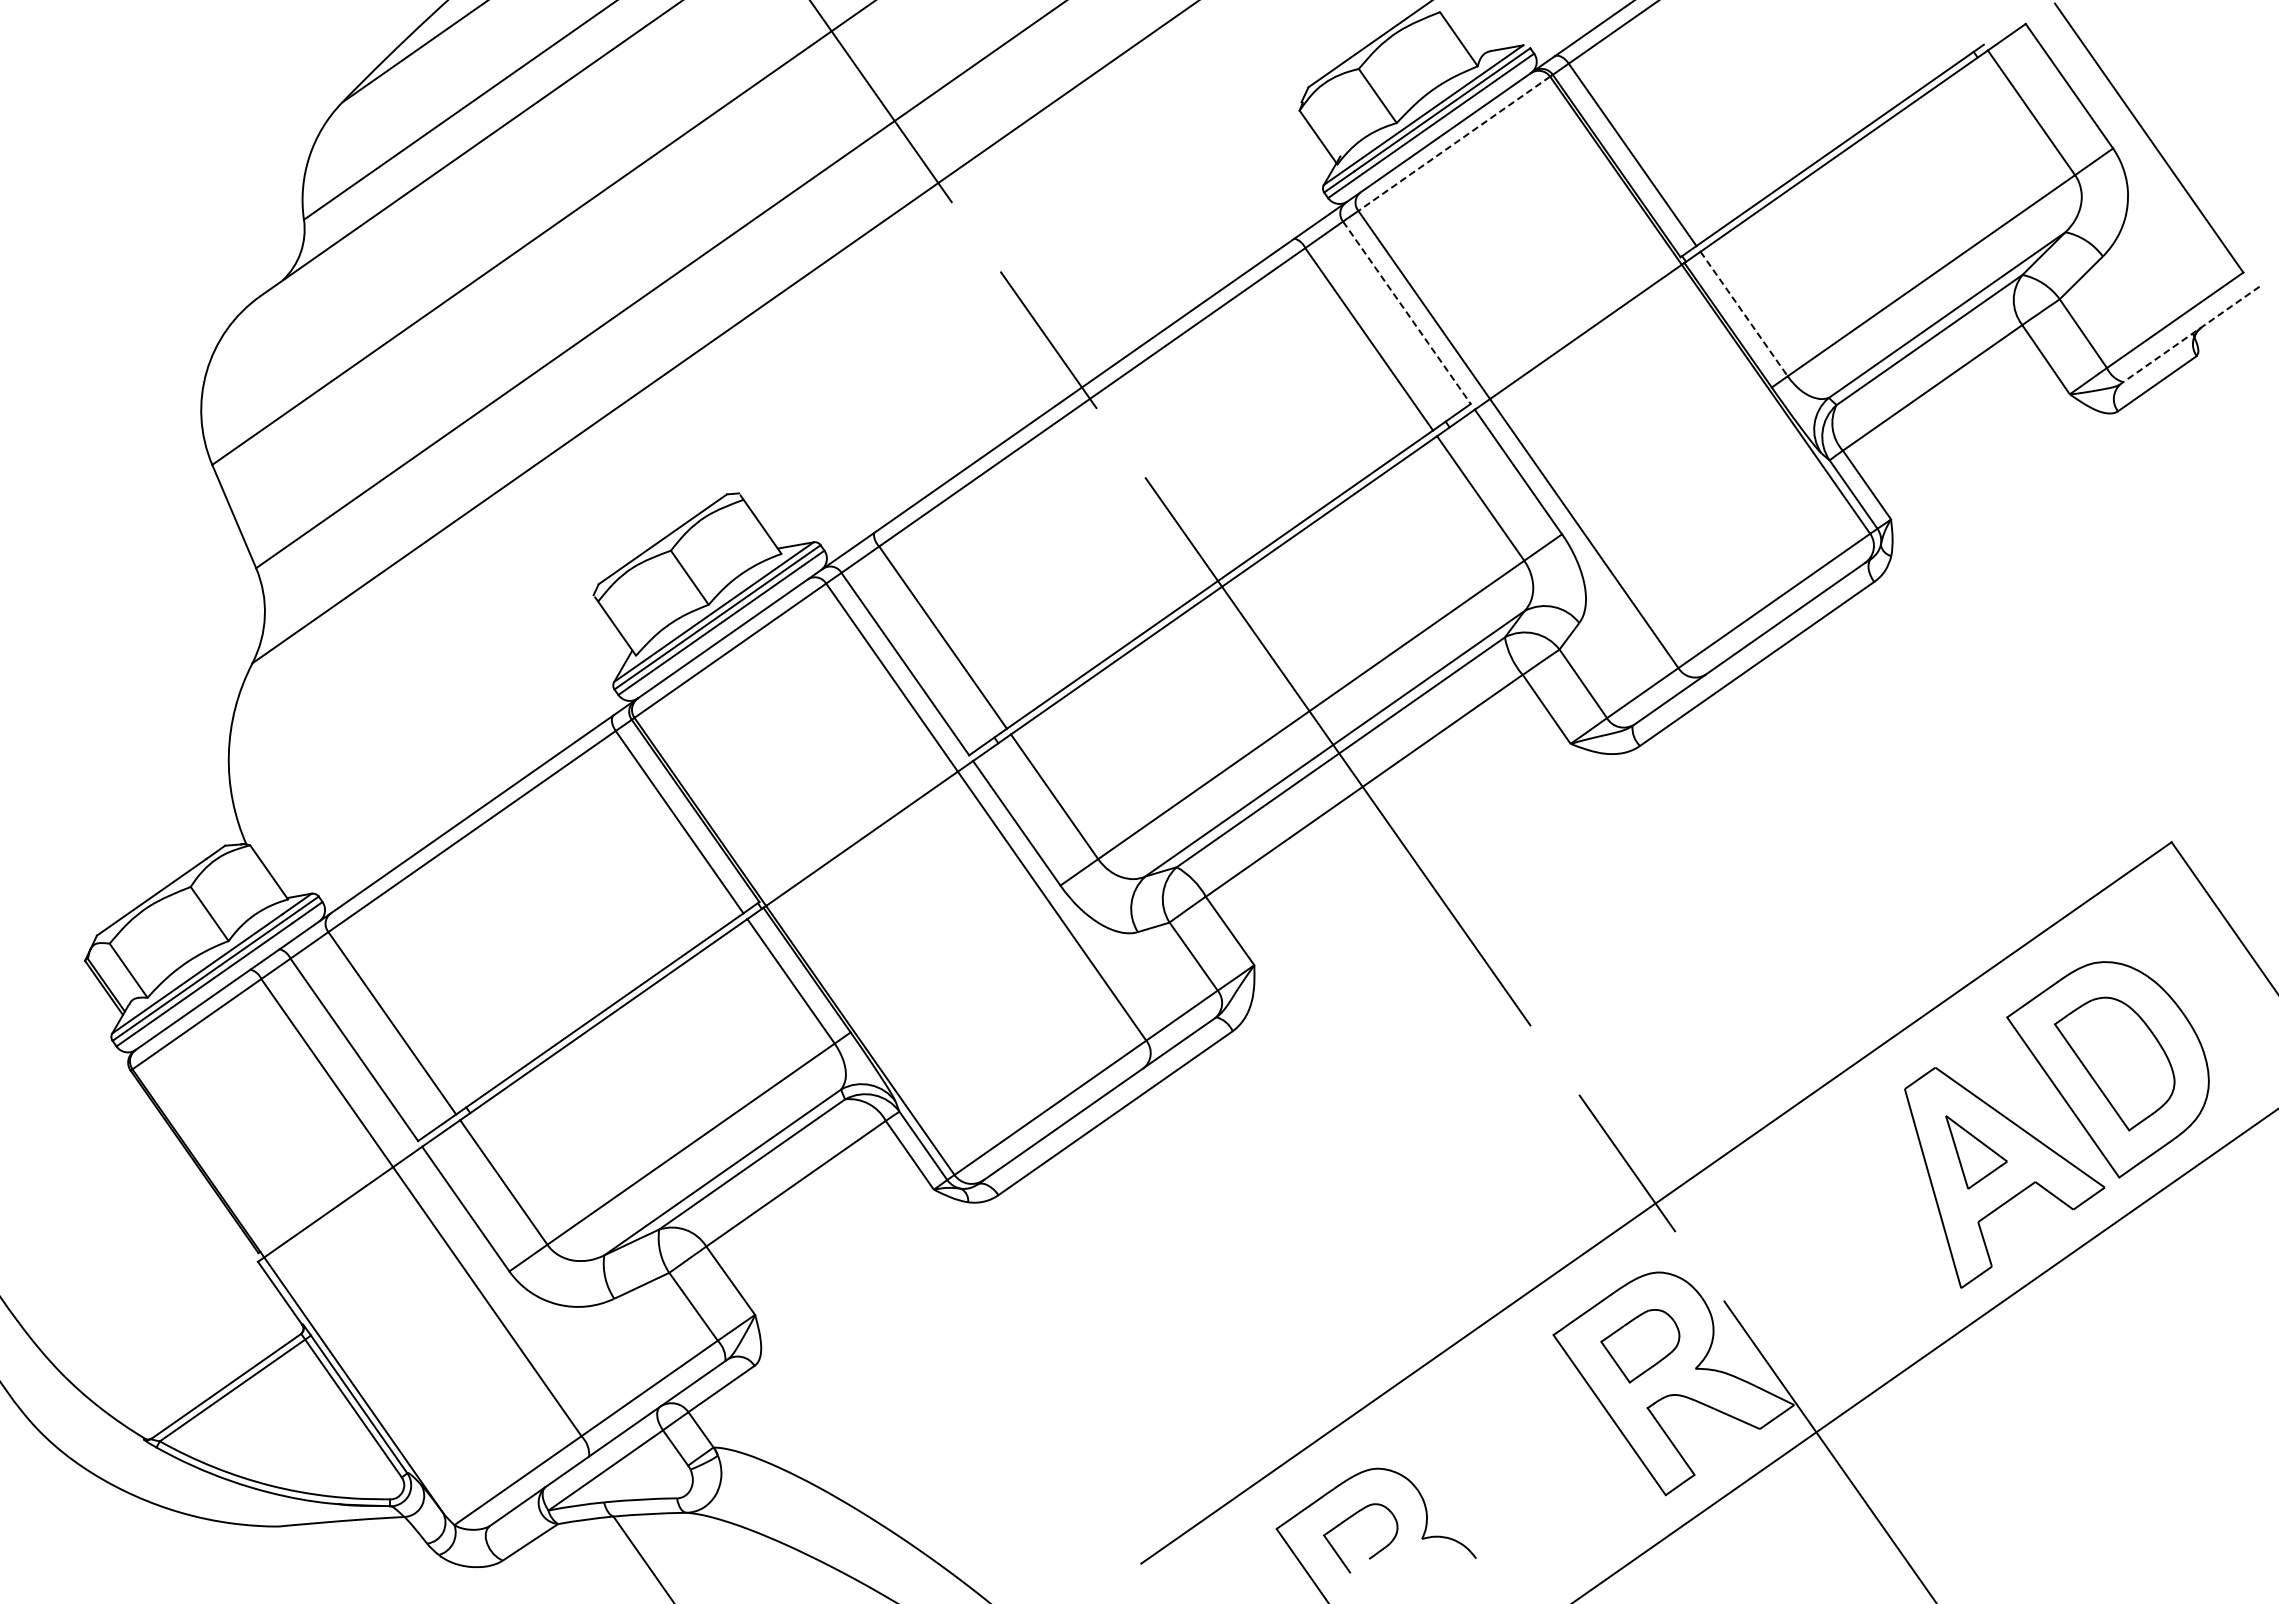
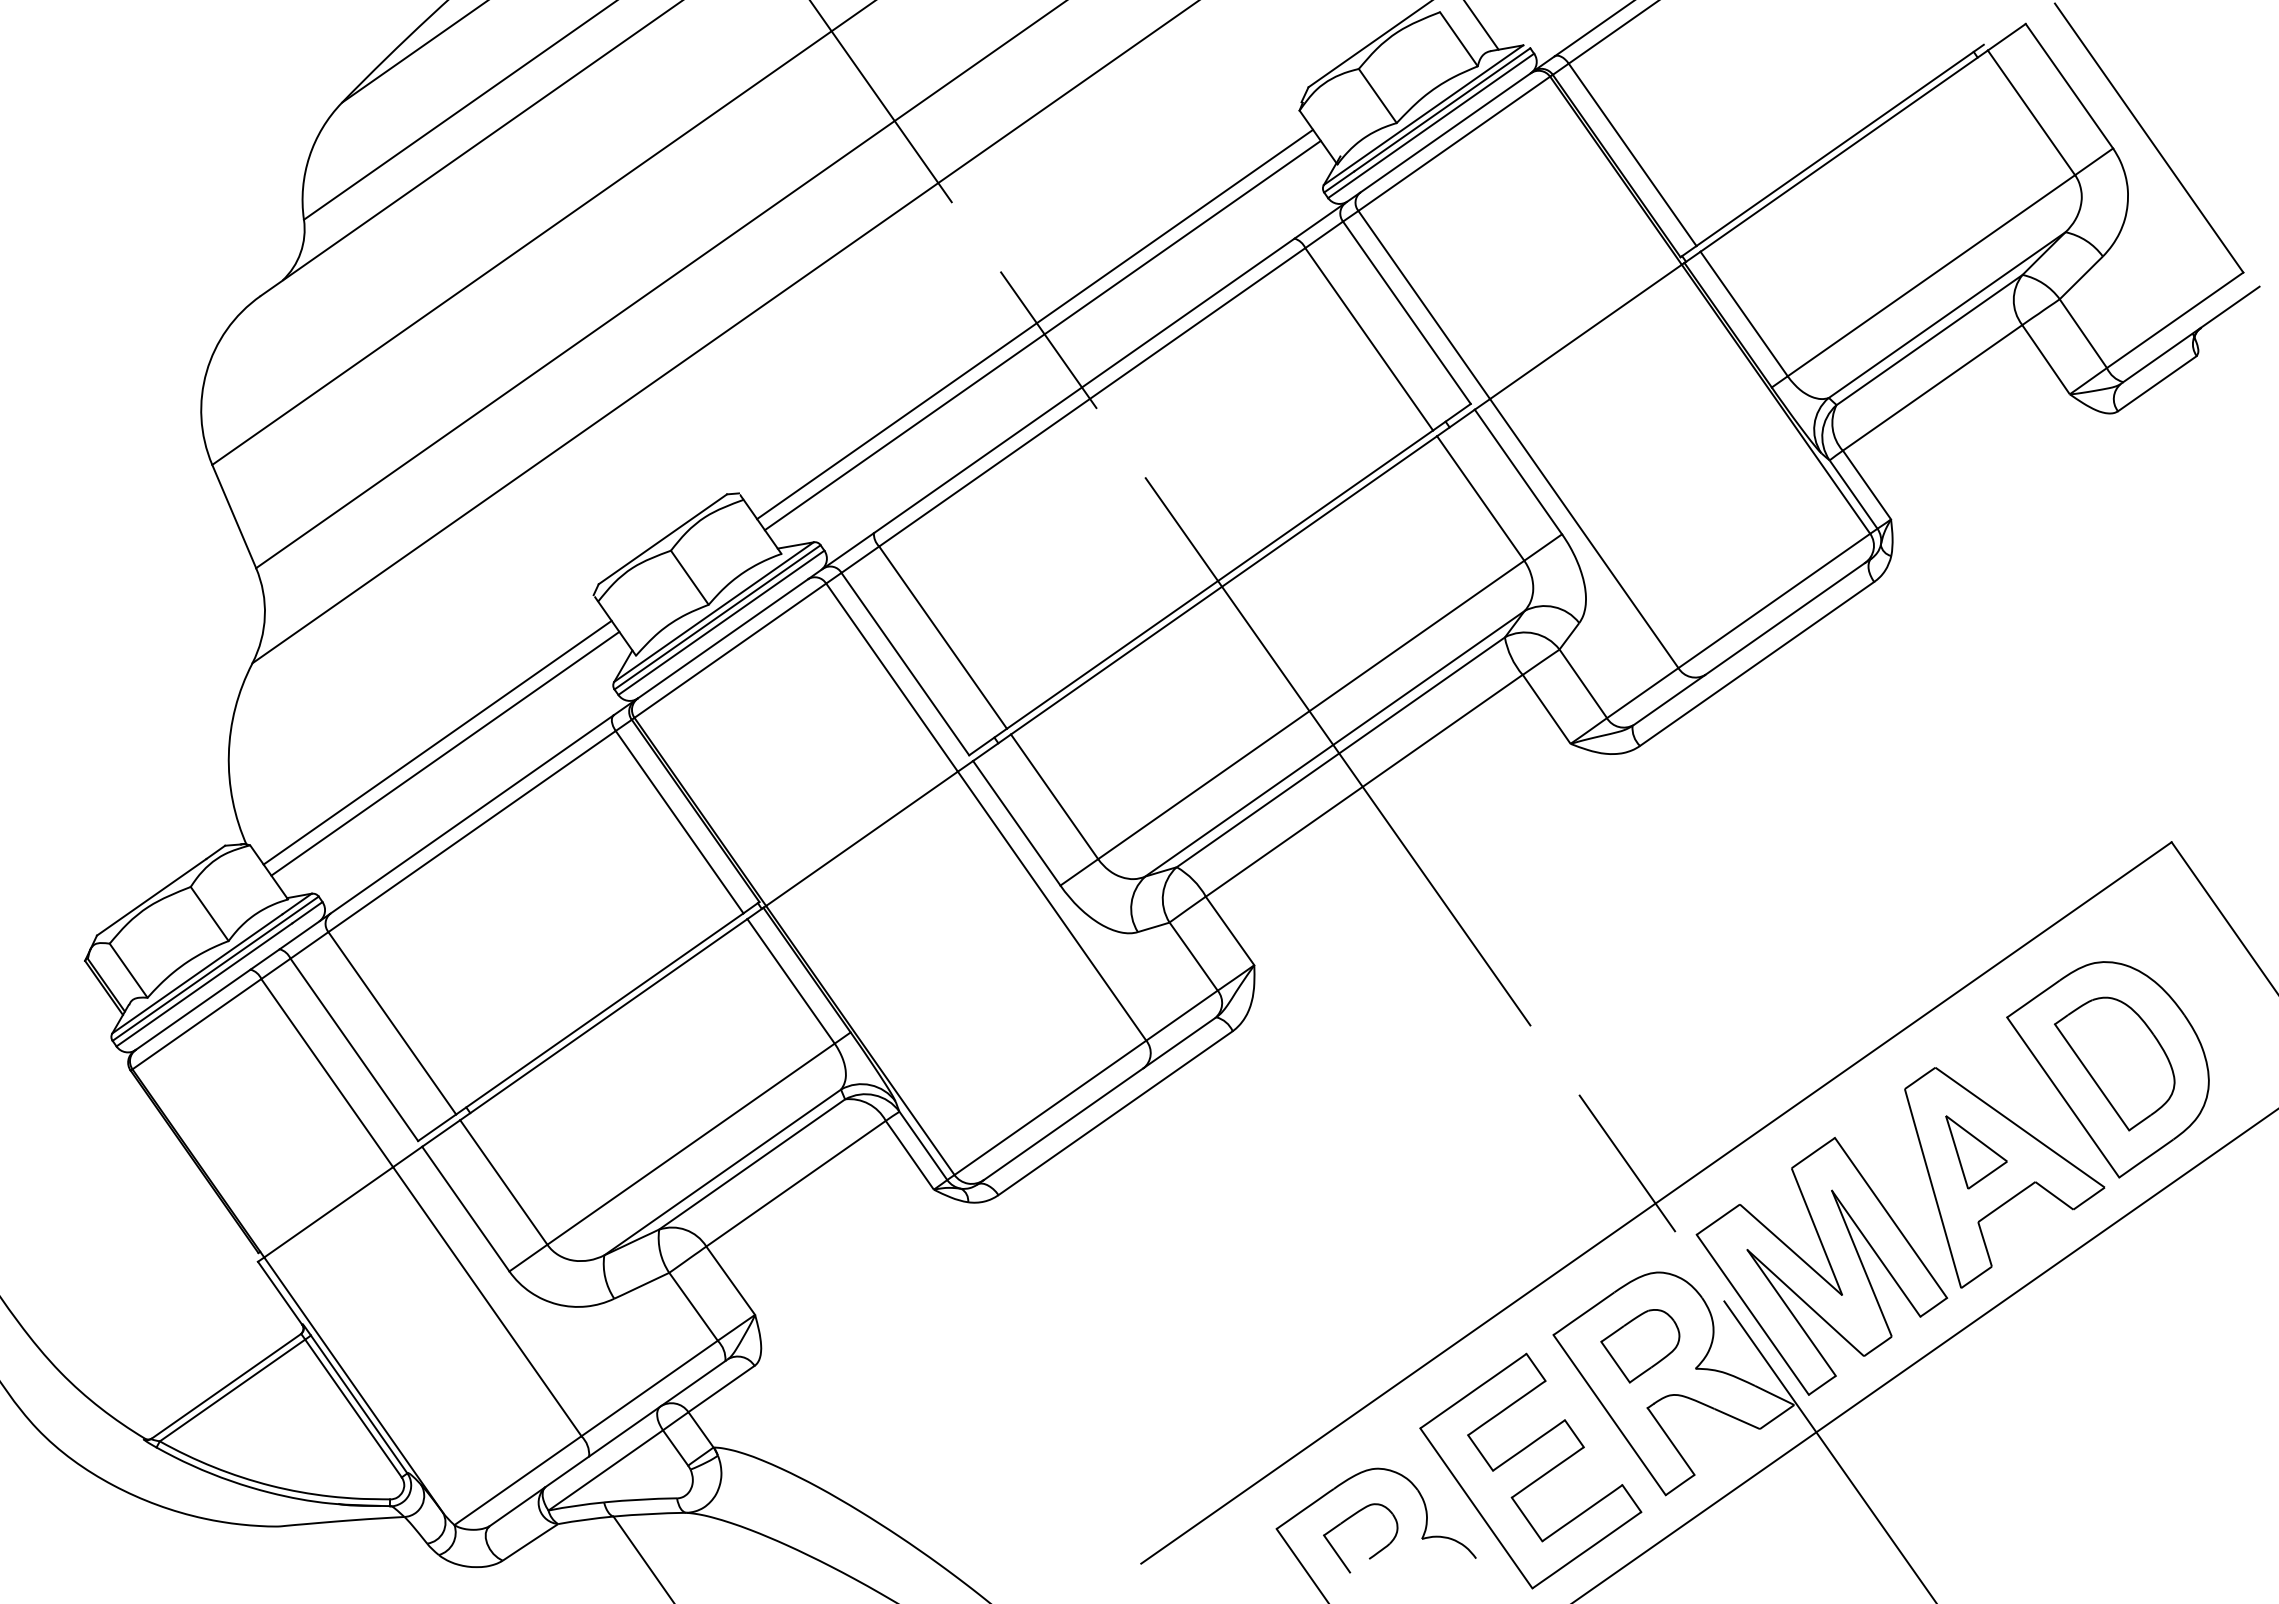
line: none -> present (1481, 25)
line: dashed -> solid (1453, 144)
line: dashed -> solid (1407, 313)
line: dashed -> solid (1744, 314)
line: none -> present (1035, 324)
line: dashed -> solid (2191, 334)
line: none -> present (1042, 335)
line: none -> present (437, 742)
line: none -> present (445, 753)
part: none -> present (1818, 1272)
part: none -> present (1530, 1470)
